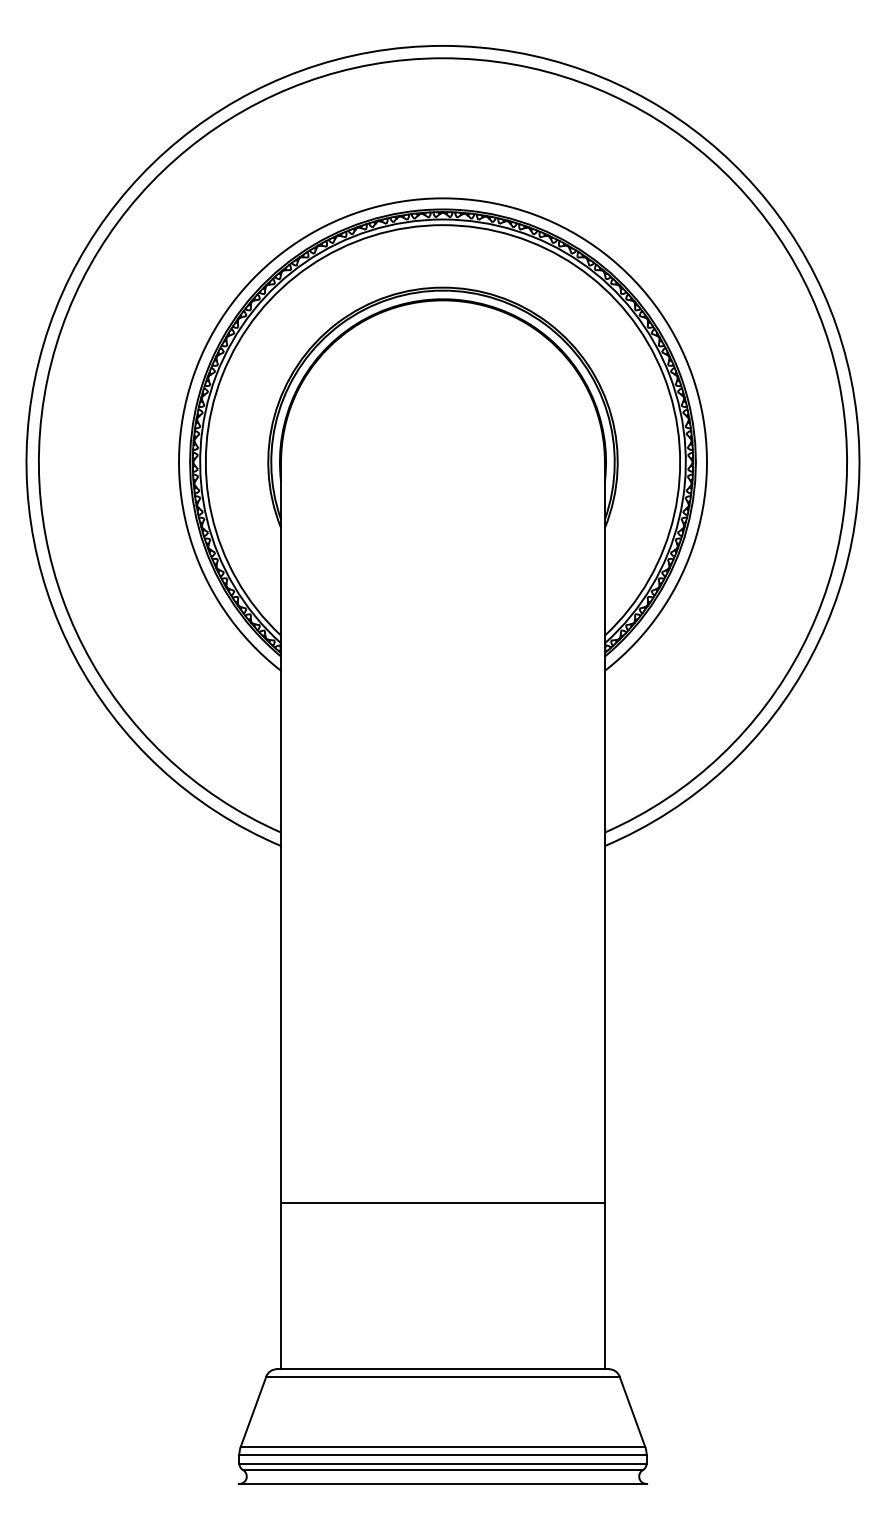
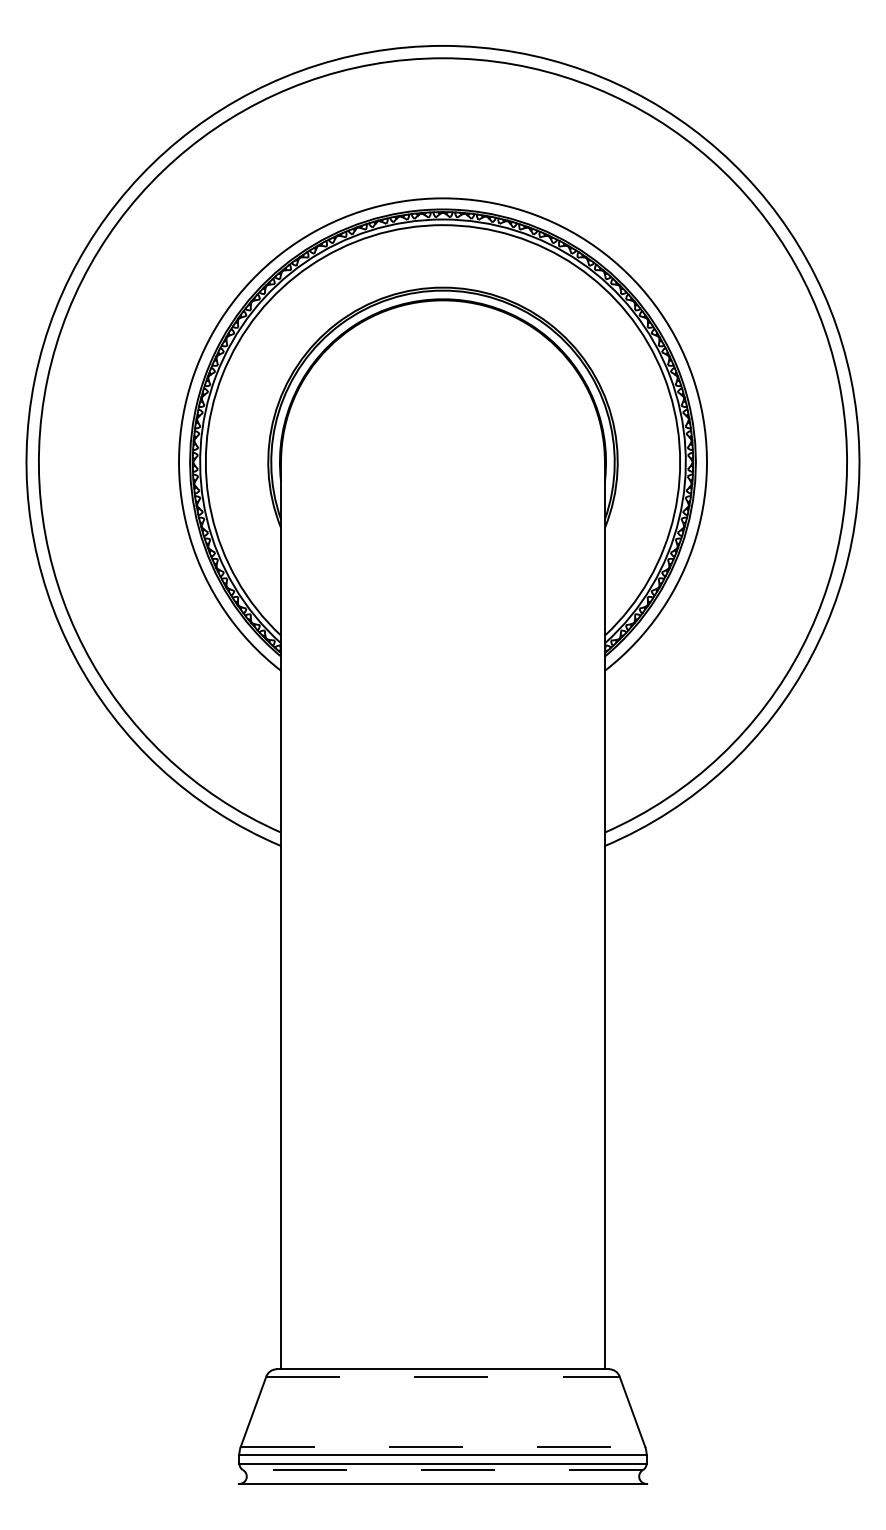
line: present -> none (442, 1202)
line: solid -> dashed (443, 1376)
line: solid -> dashed (443, 1446)
line: solid -> dashed (443, 1470)
